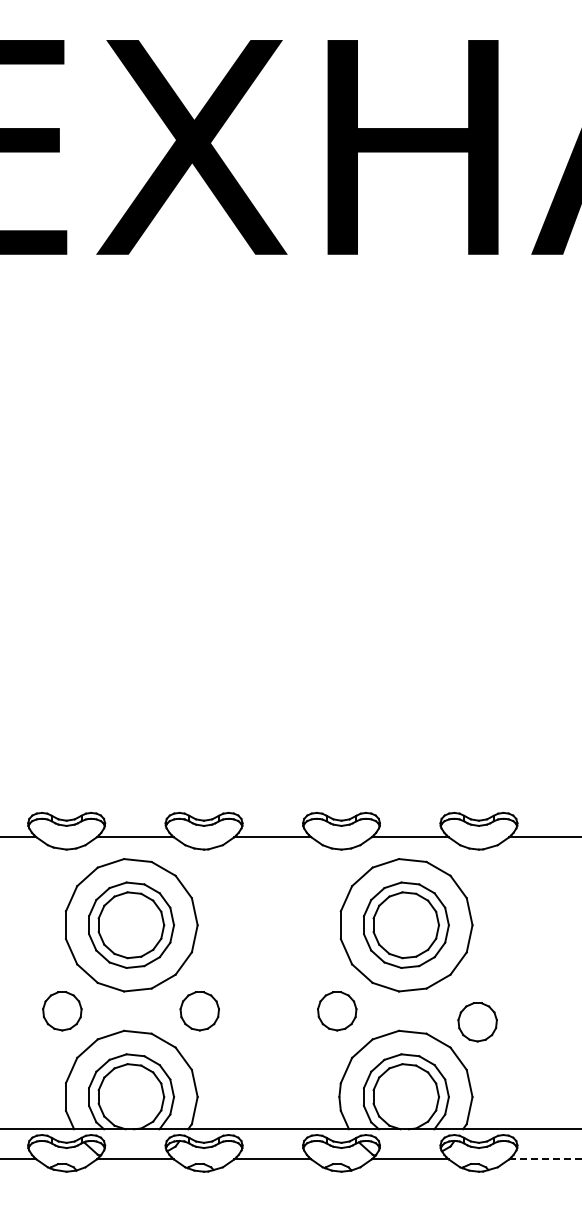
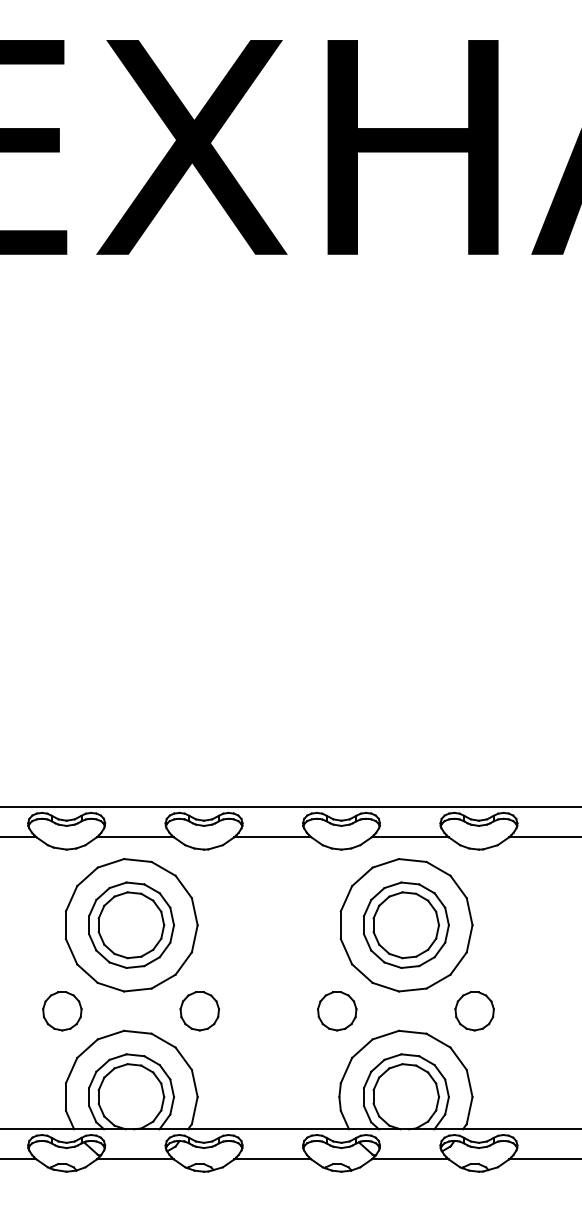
line: none -> present (290, 807)
part position: (477, 1022) -> (474, 1011) (474, 1011)
line: dashed -> solid (545, 1159)
